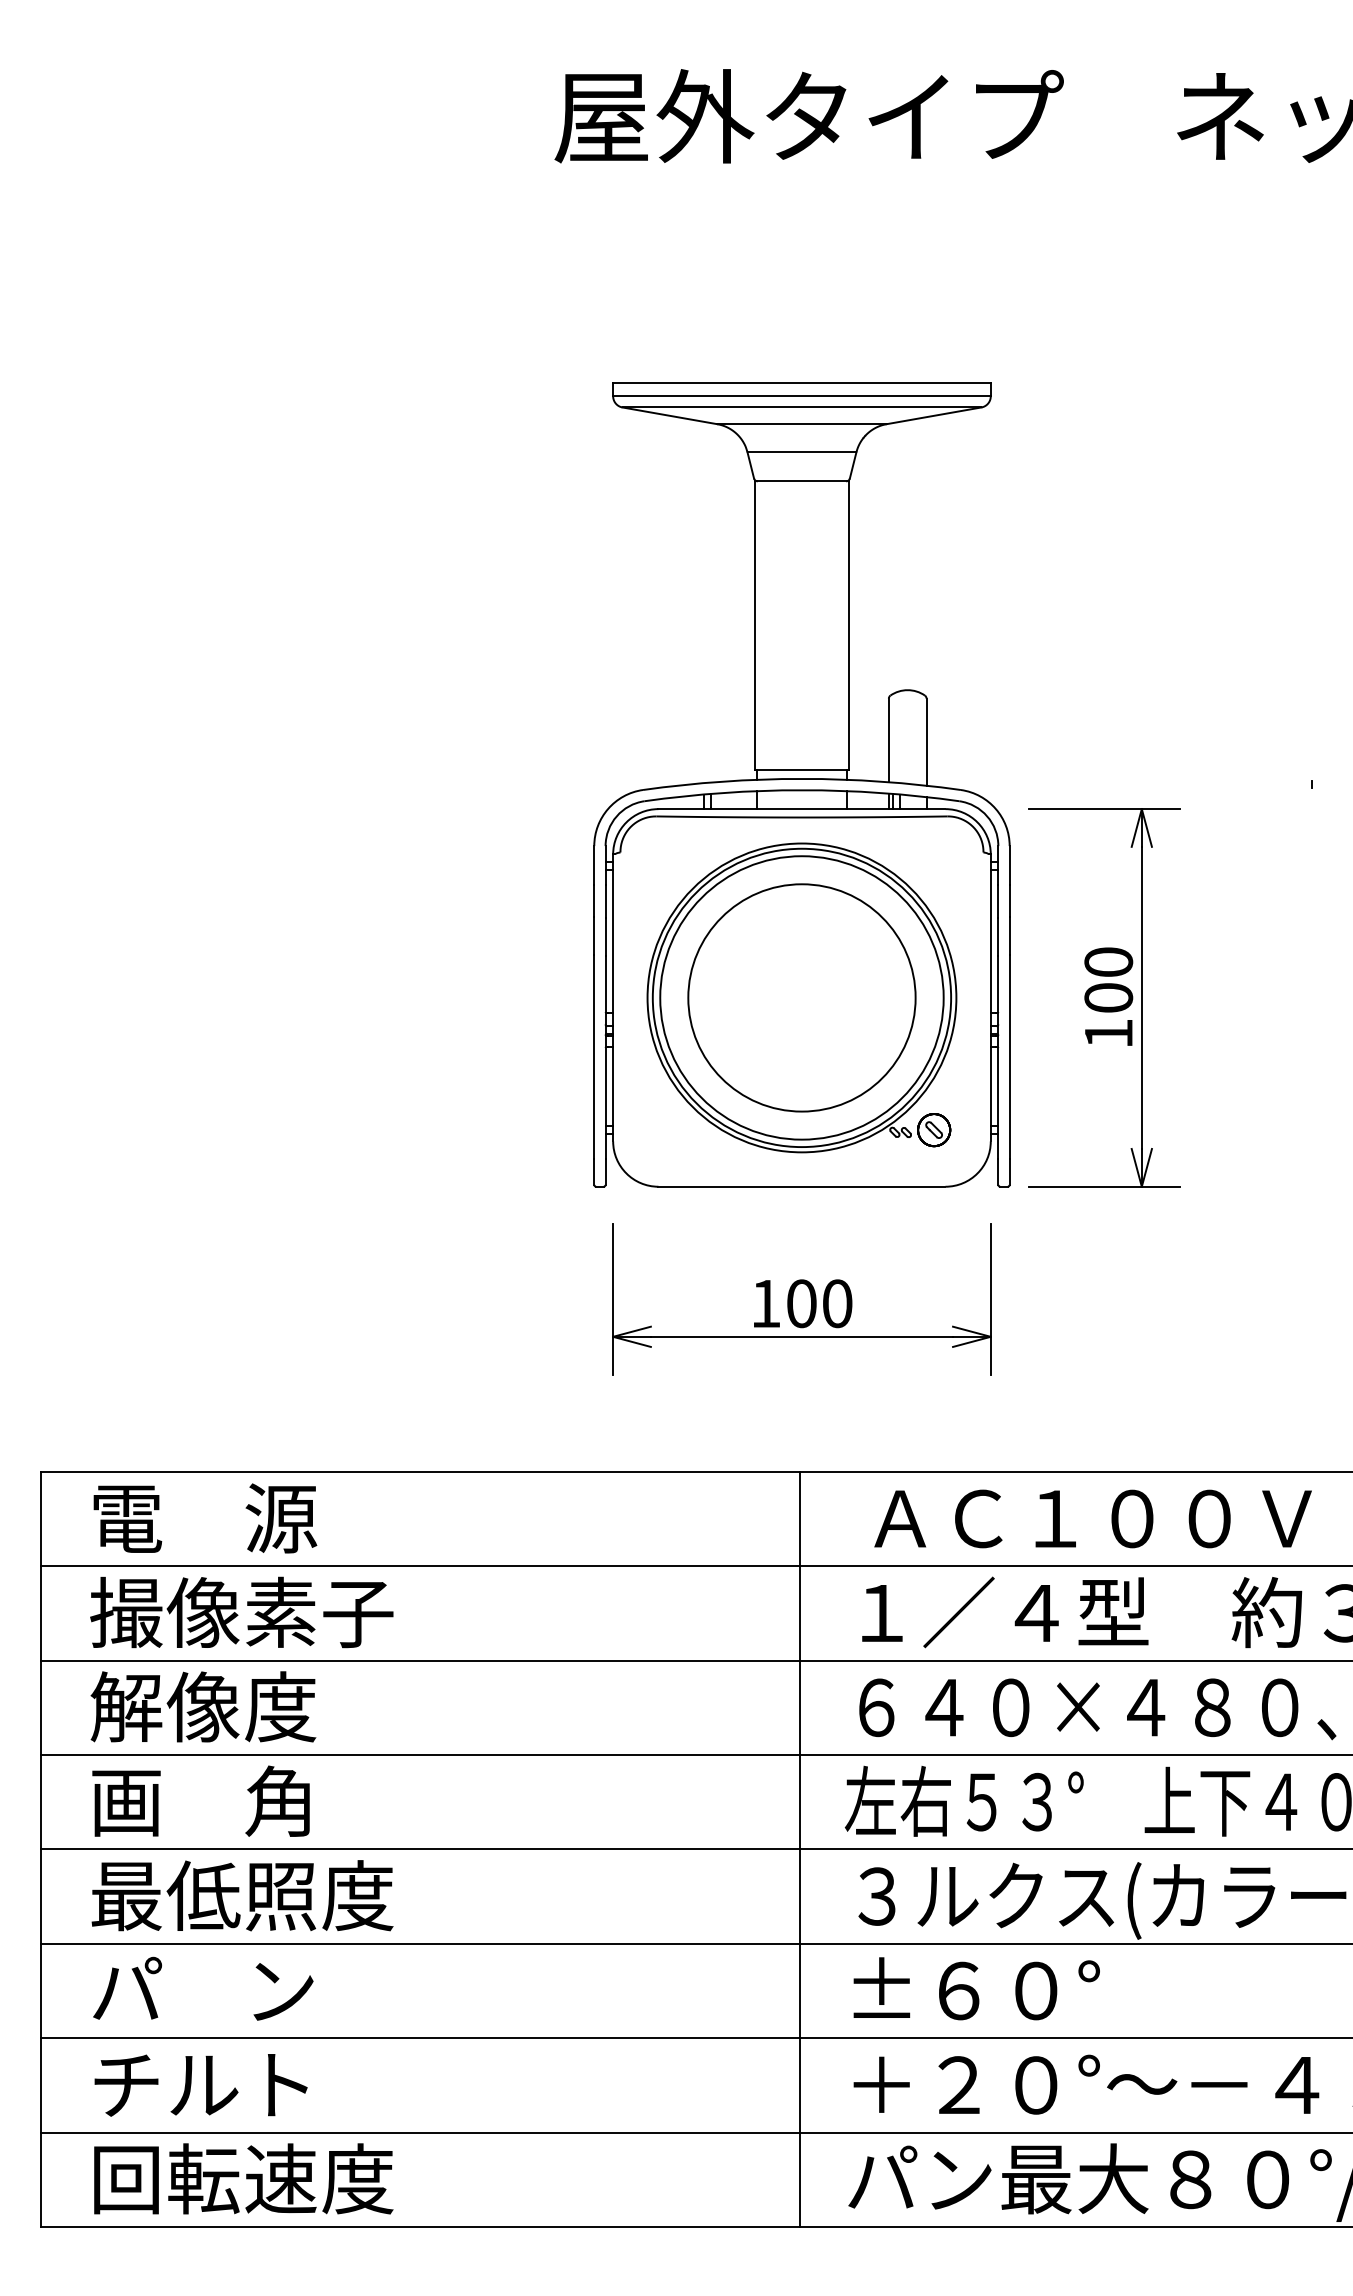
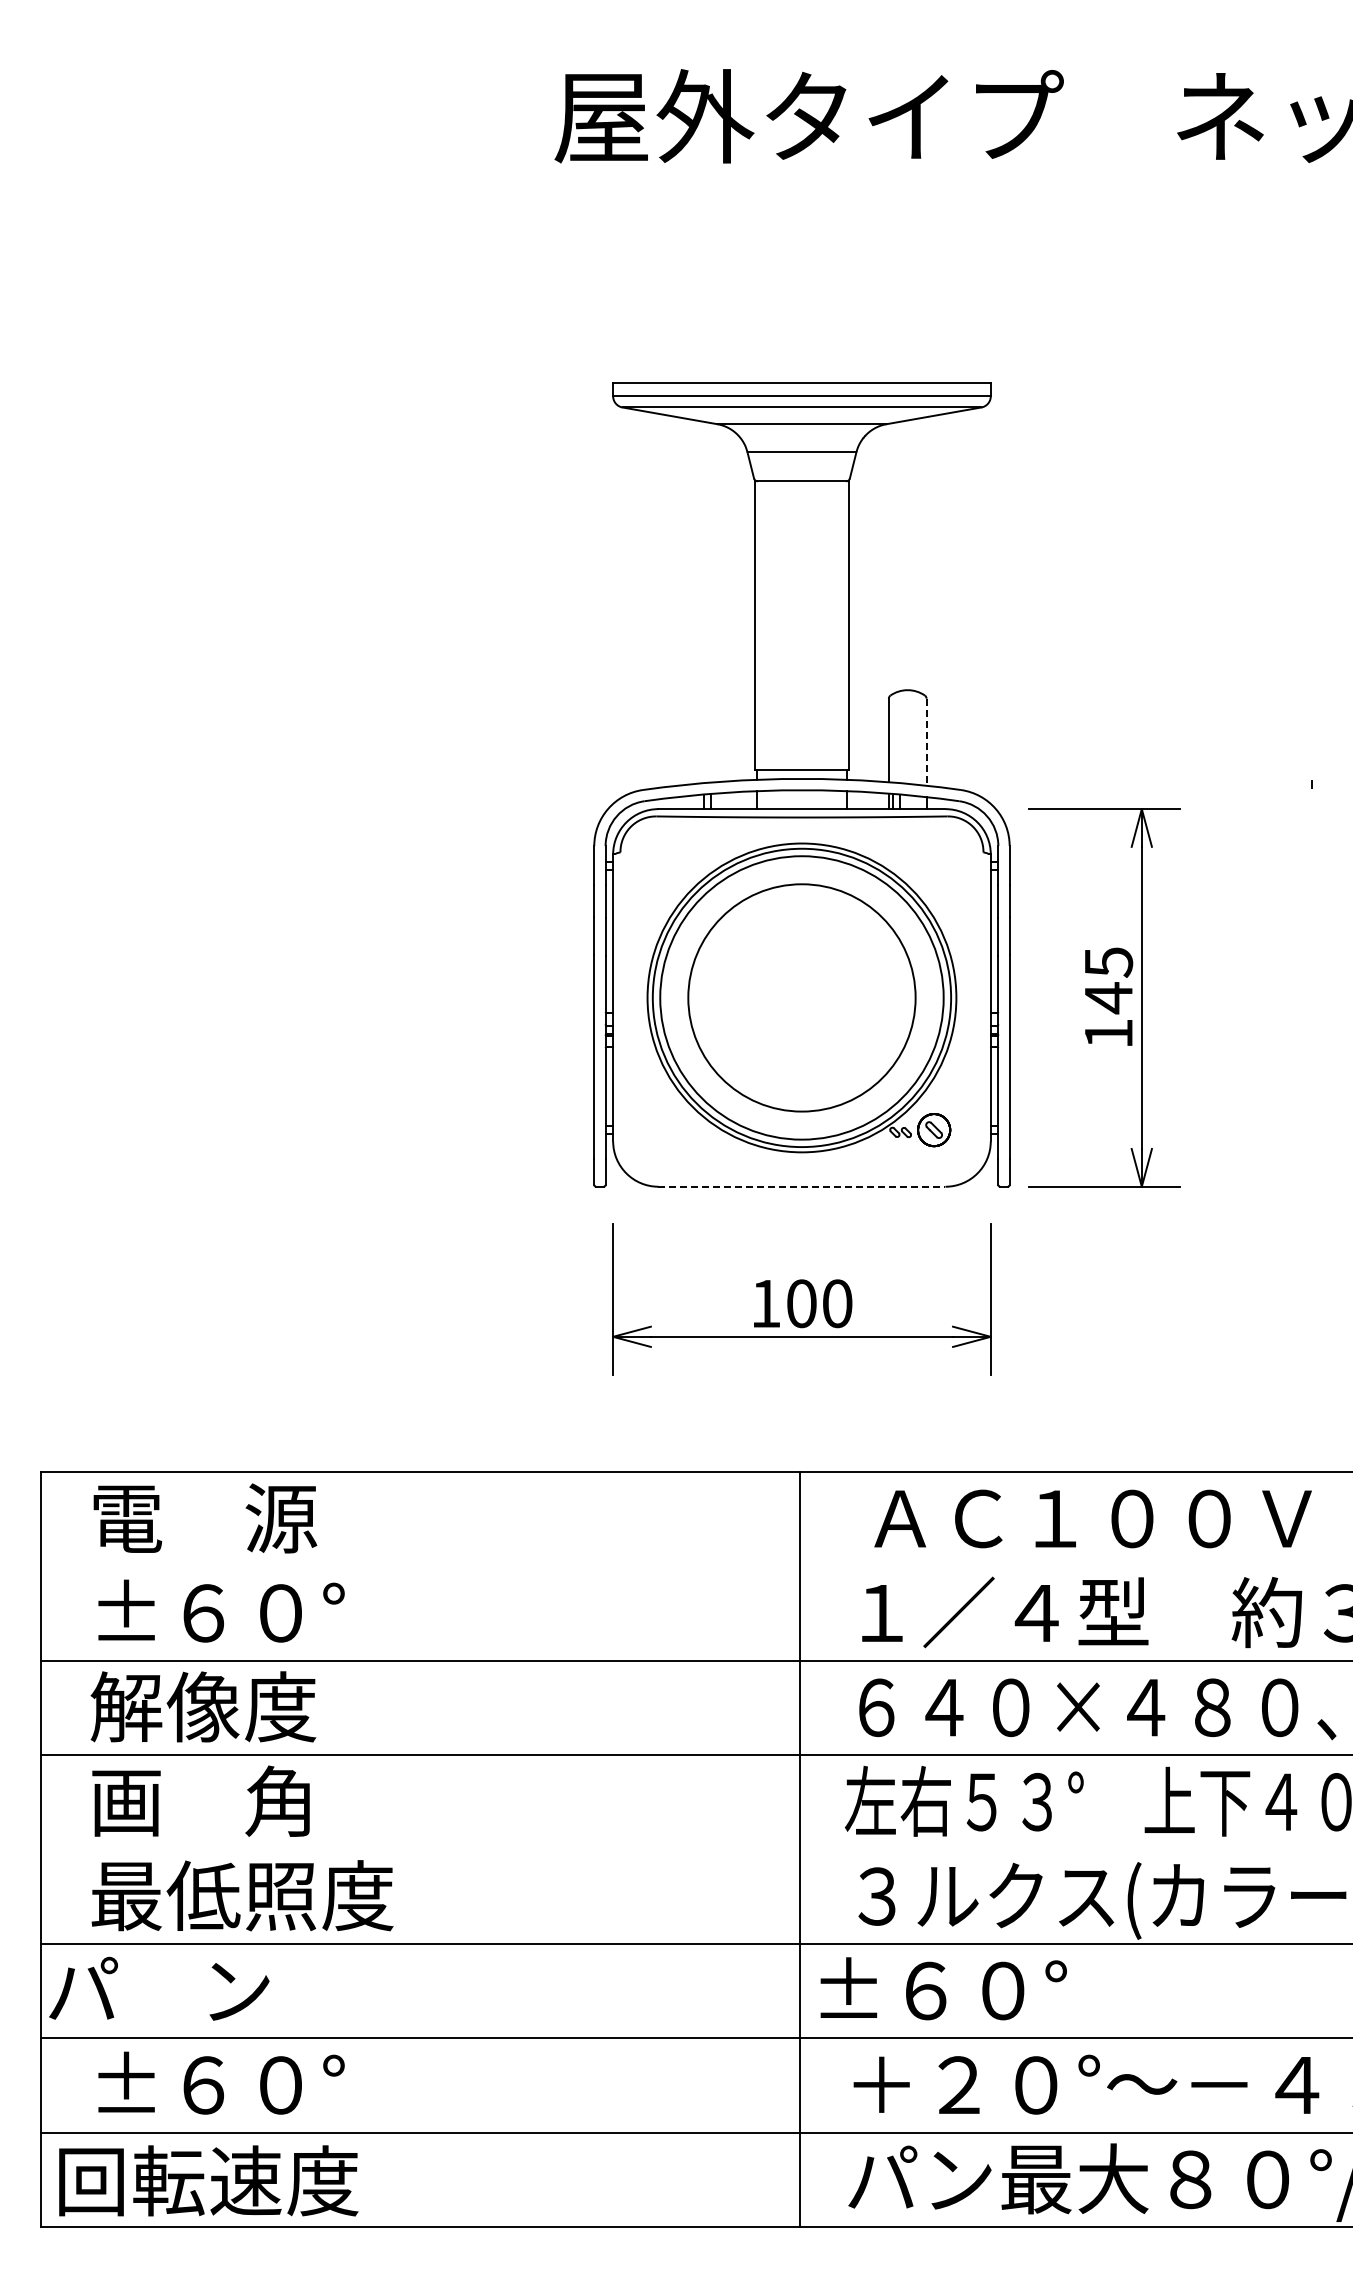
line: solid -> dashed (926, 742)
text: 100 -> 145 (1108, 980)
line: solid -> dashed (802, 1186)
line: present -> none (694, 1566)
text: 撮像素子 -> ±６０° (241, 1612)
line: present -> none (694, 1849)
text position: (203, 1988) -> (159, 1988) (159, 1988)
text position: (976, 1988) -> (943, 1988) (943, 1988)
text: チルト -> ±６０° (219, 2083)
text position: (243, 2178) -> (208, 2180) (208, 2180)
